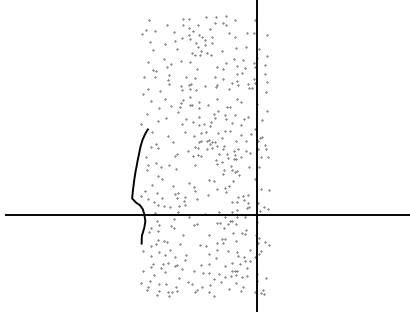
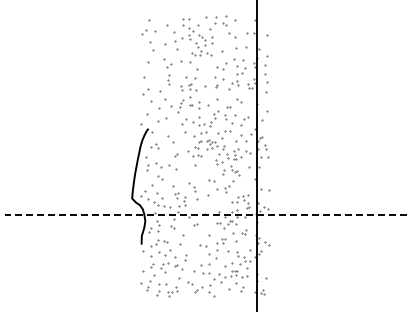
part: present -> none (154, 73)
line: solid -> dashed (206, 214)
